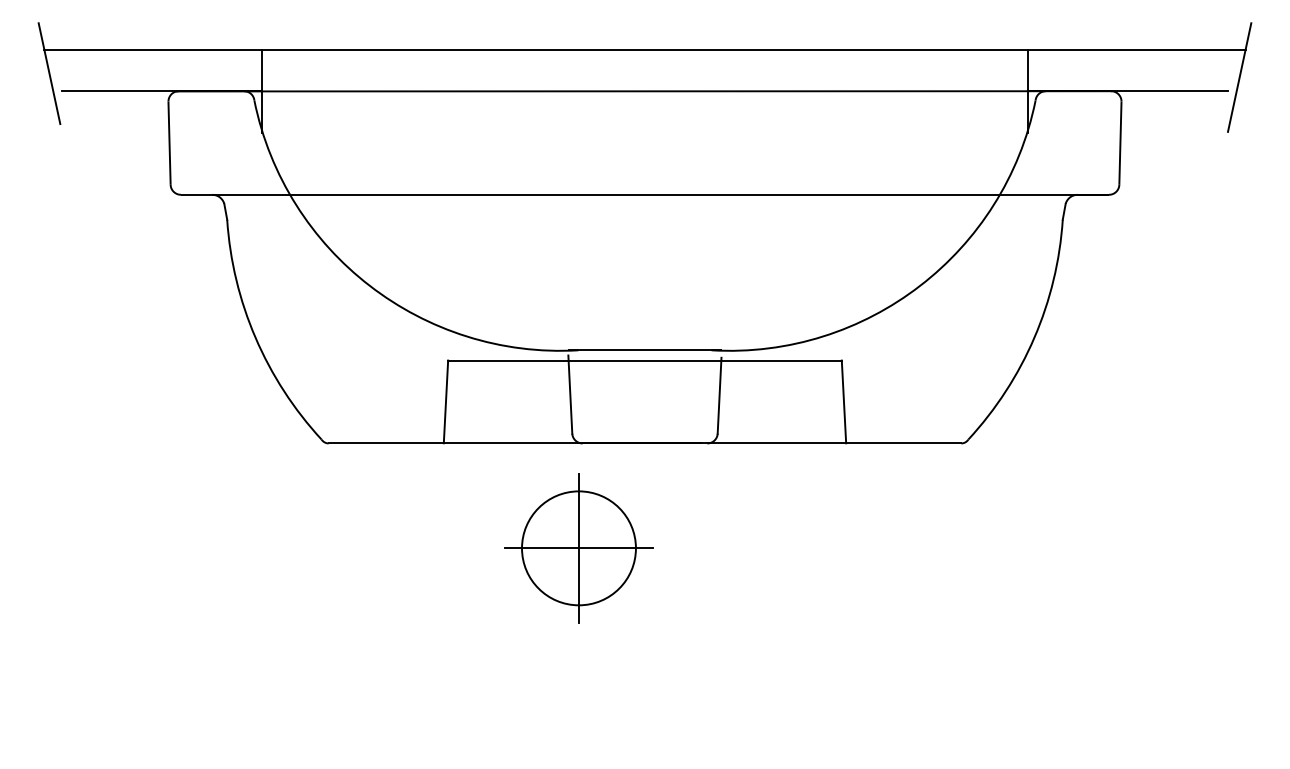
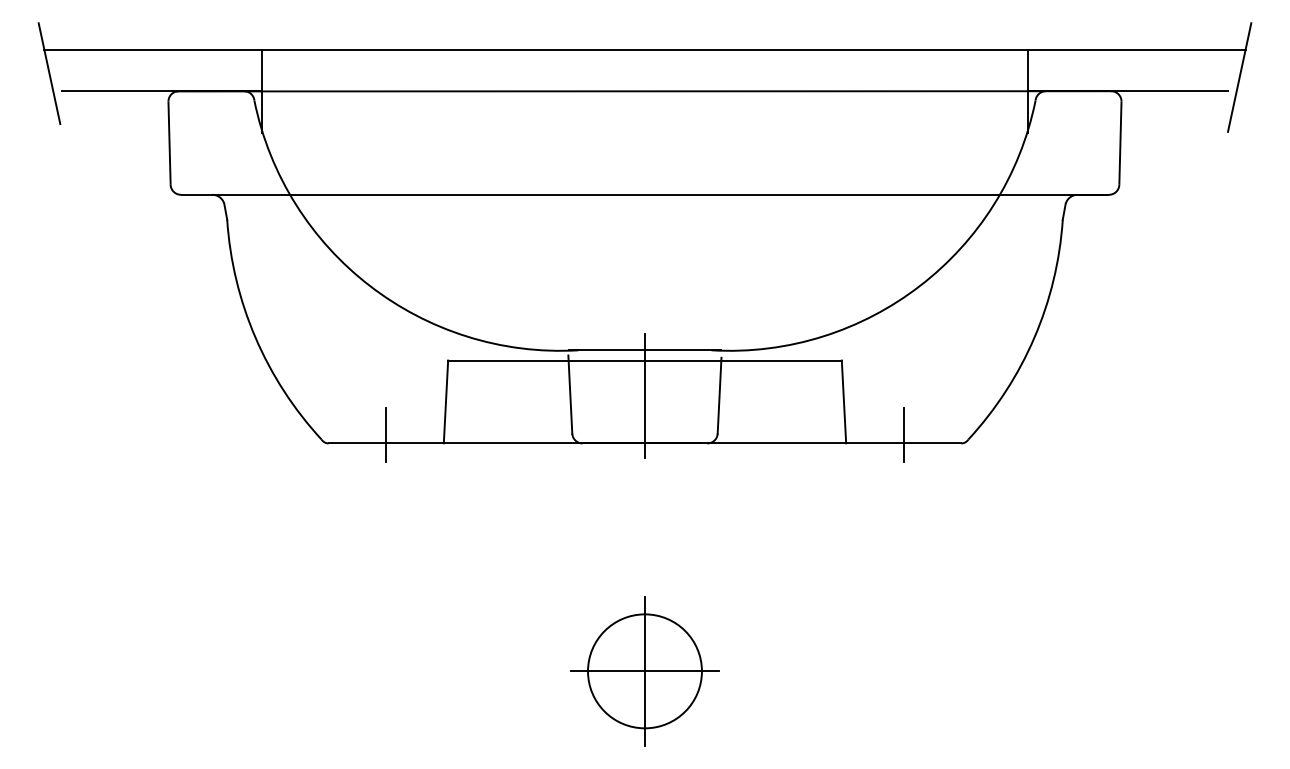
line: none -> present (644, 395)
line: none -> present (386, 435)
line: none -> present (903, 435)
part position: (578, 548) -> (644, 671) (644, 671)
